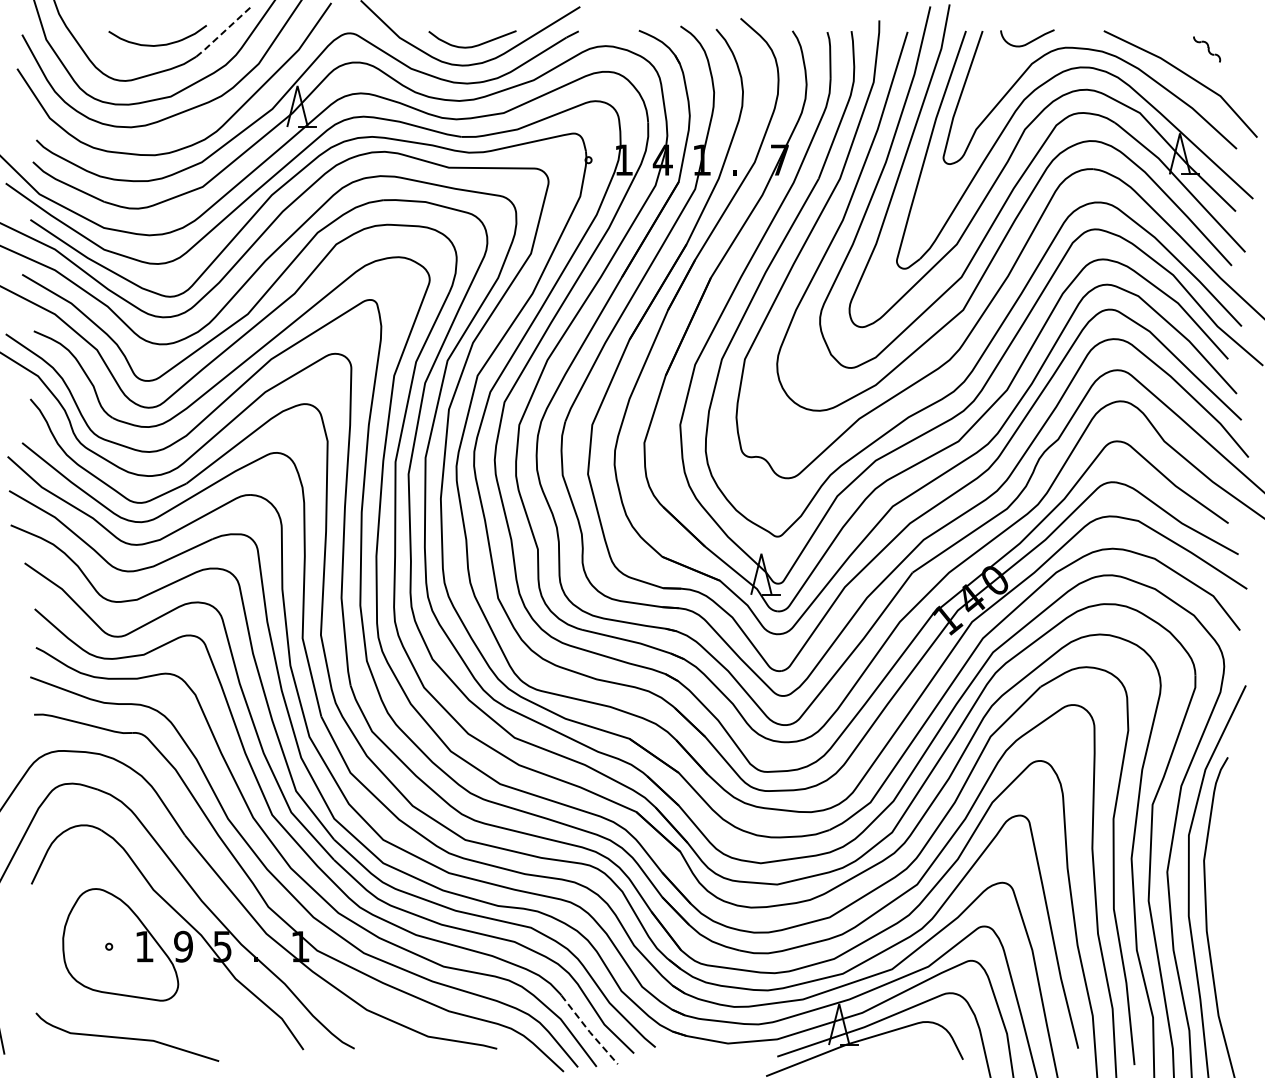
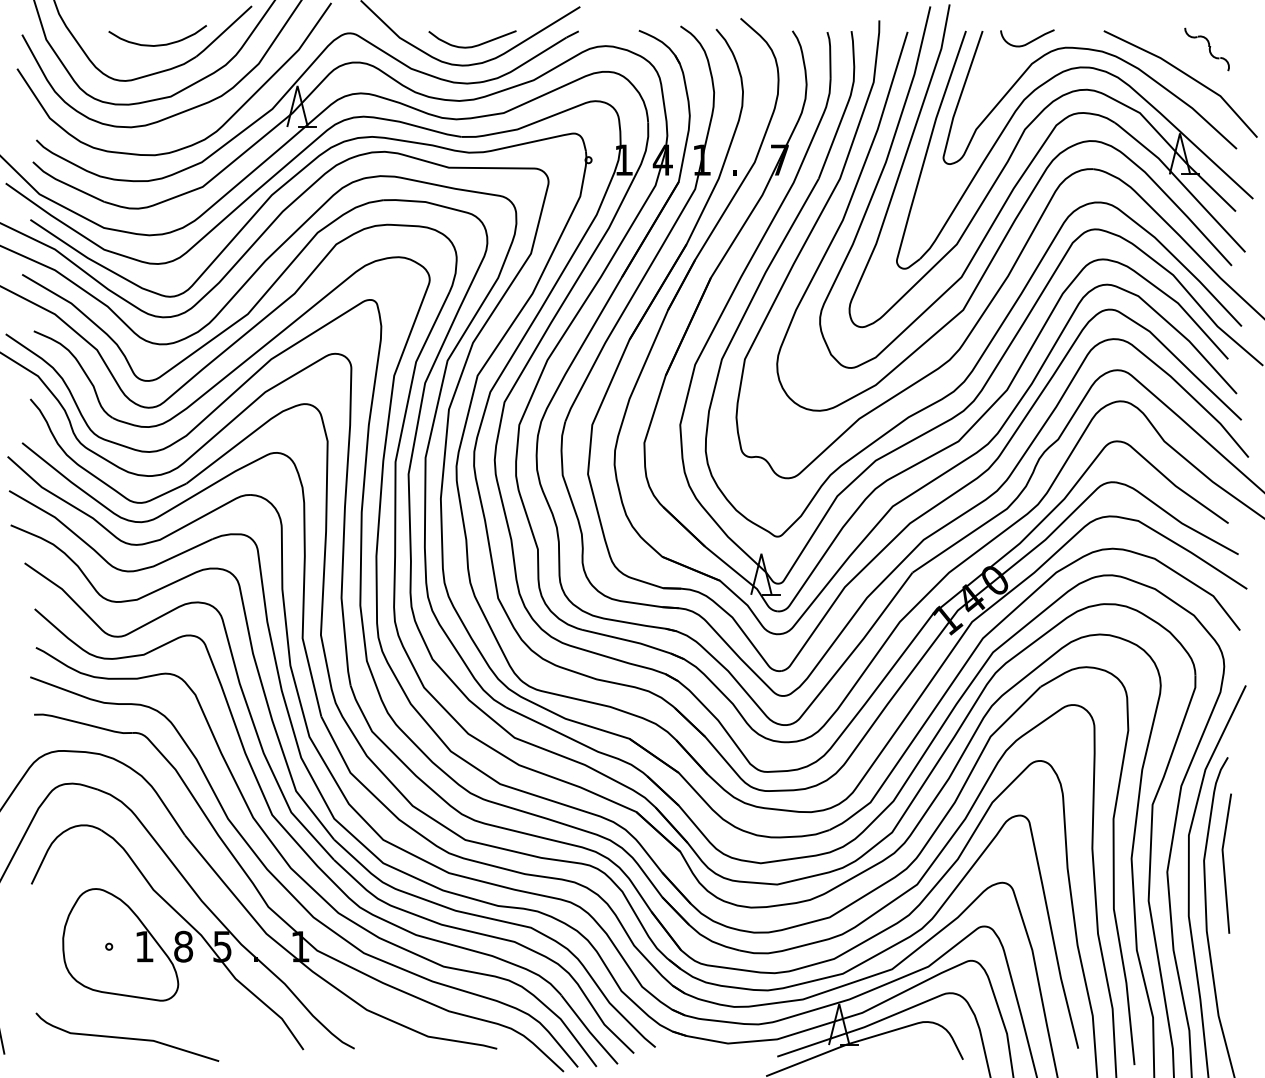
line: dashed -> solid (224, 31)
part size: 29x27 px -> 46x45 px (1206, 49)
line: none -> present (1224, 863)
text: 9 -> 8 (183, 946)
line: dashed -> solid (589, 1031)
